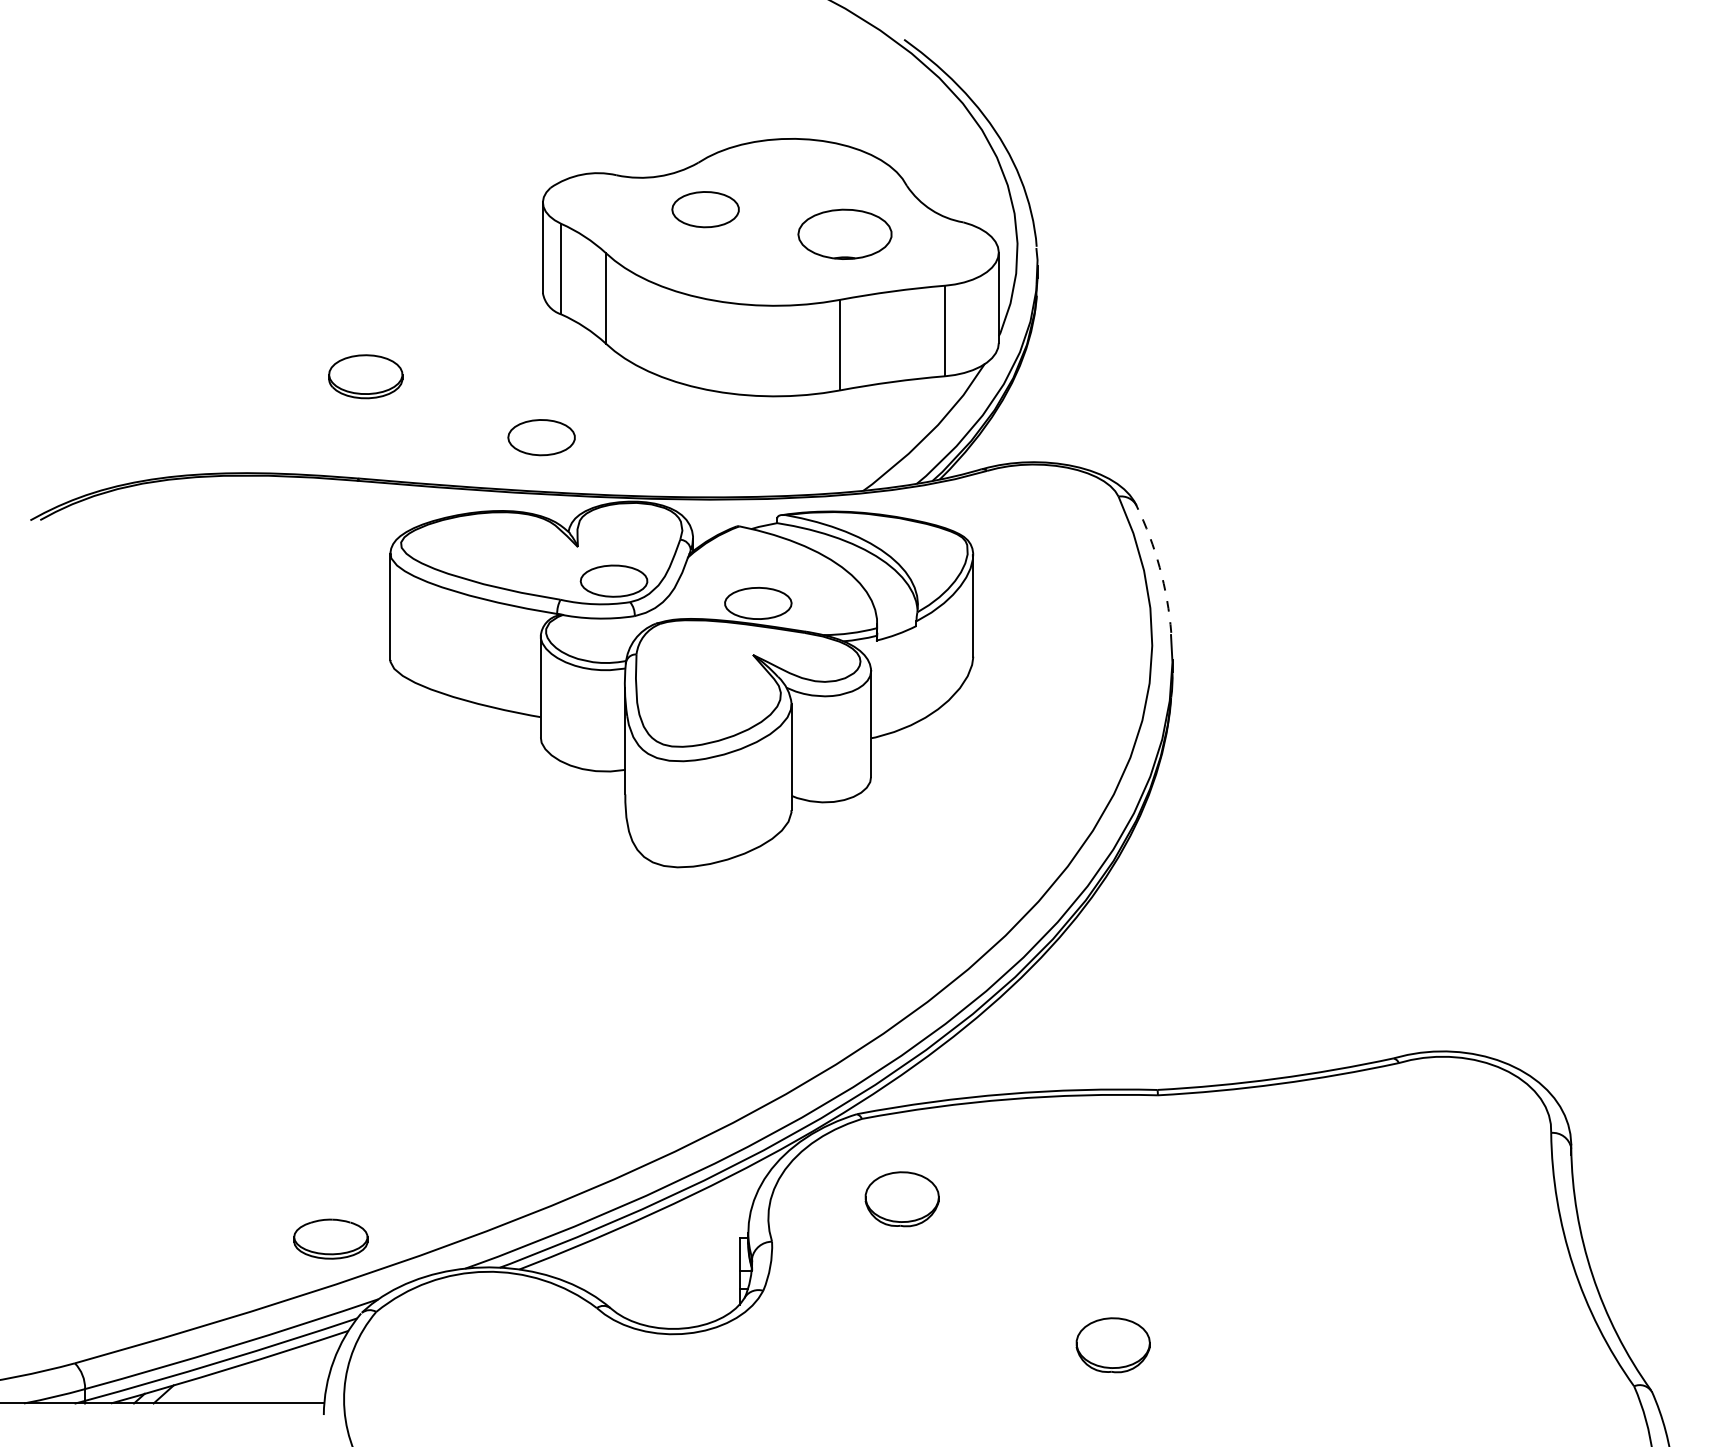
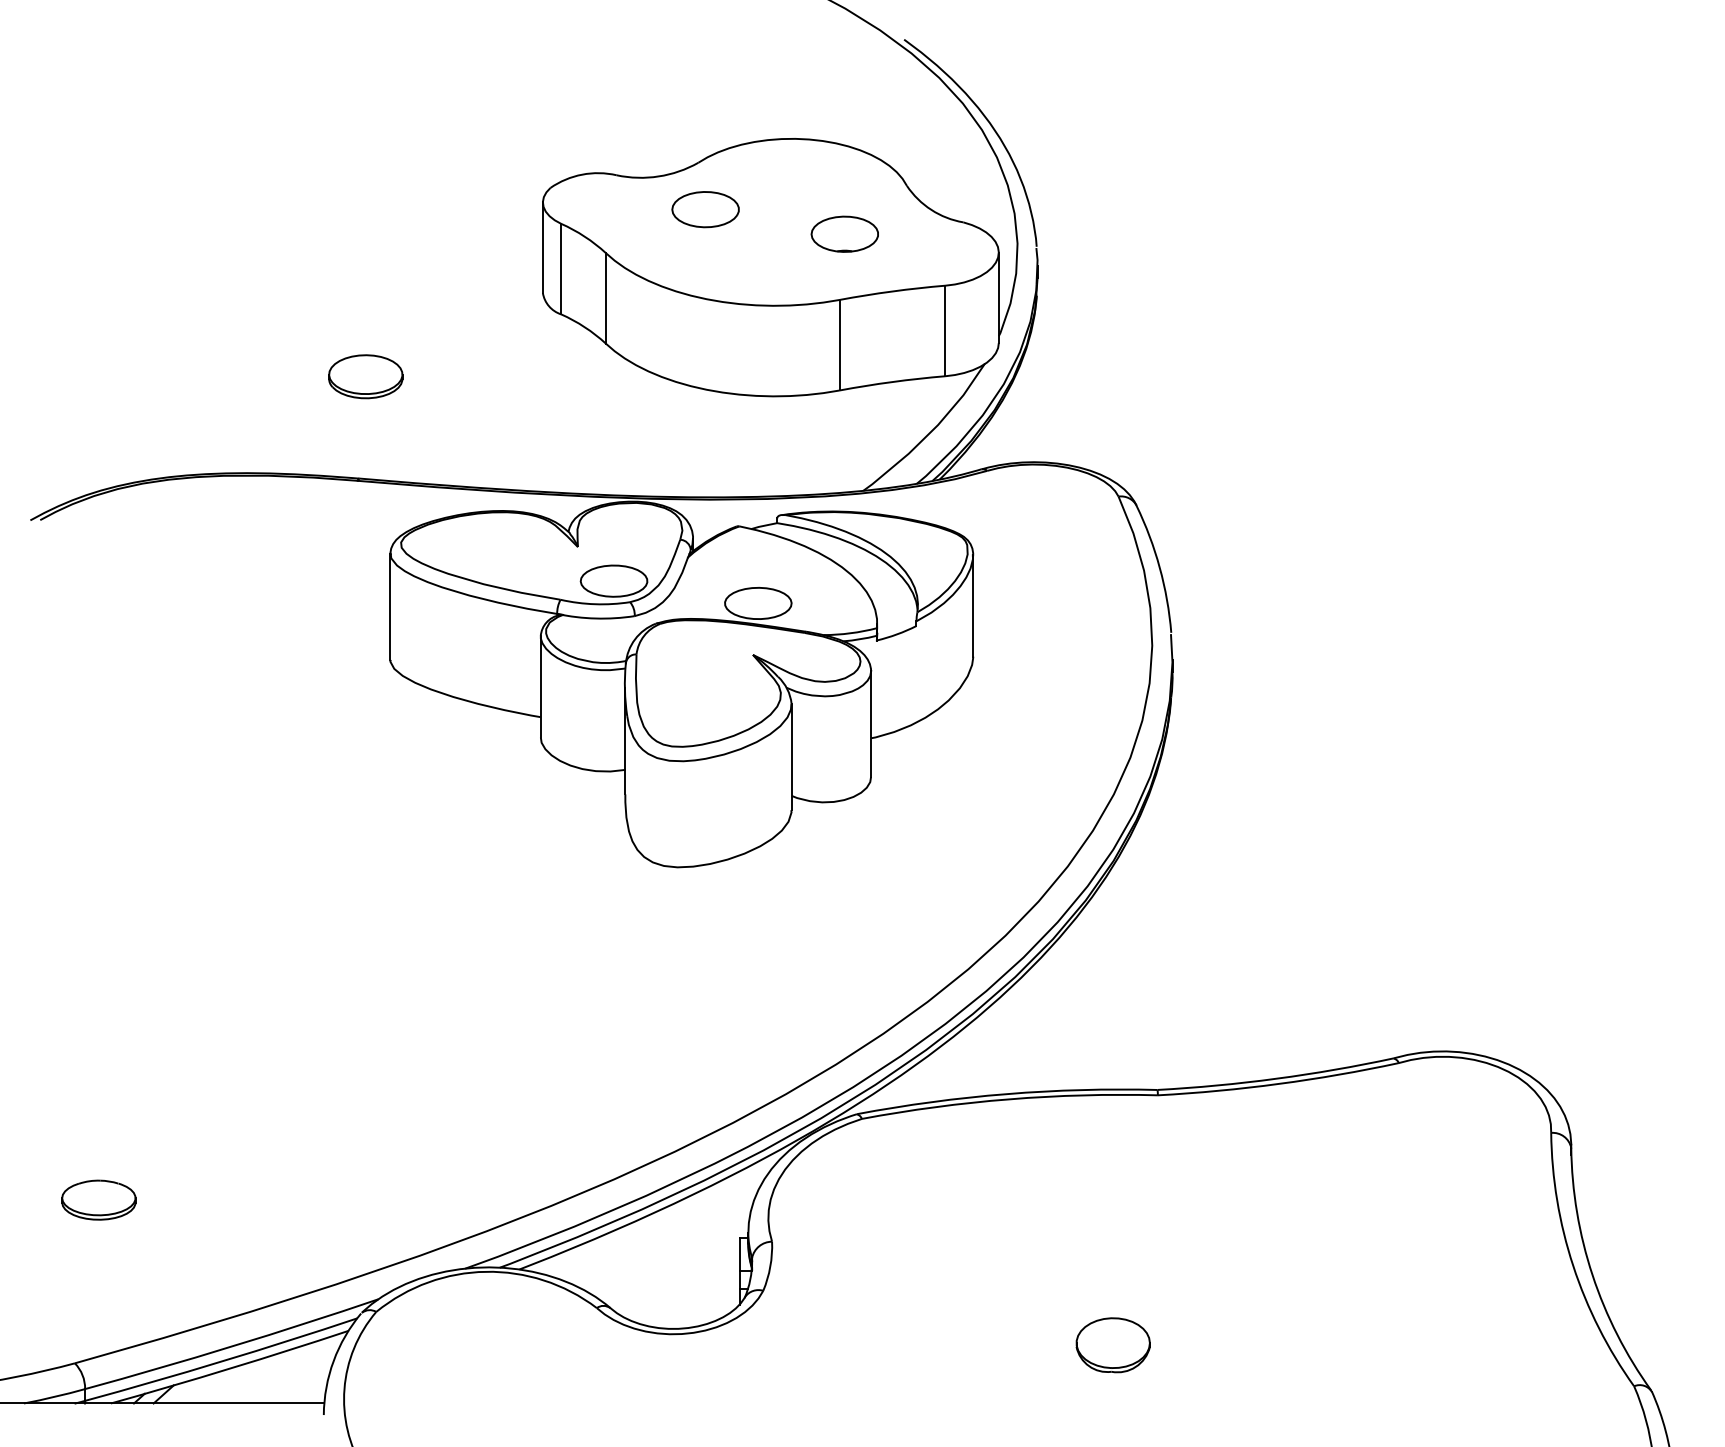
part size: 96x52 px -> 69x38 px (844, 233)
part: present -> none (541, 437)
arc: dashed -> solid (1159, 567)
part: present -> none (901, 1199)
part position: (330, 1238) -> (98, 1199) (98, 1199)
